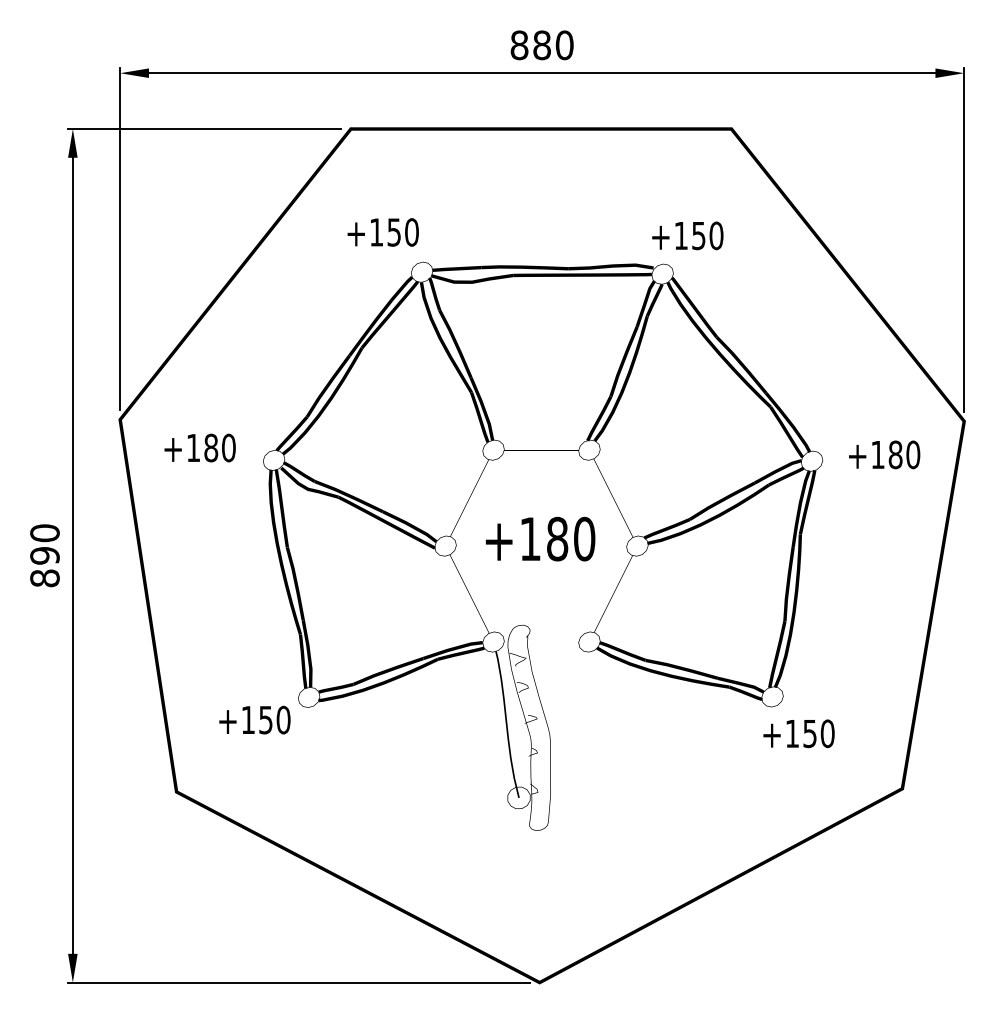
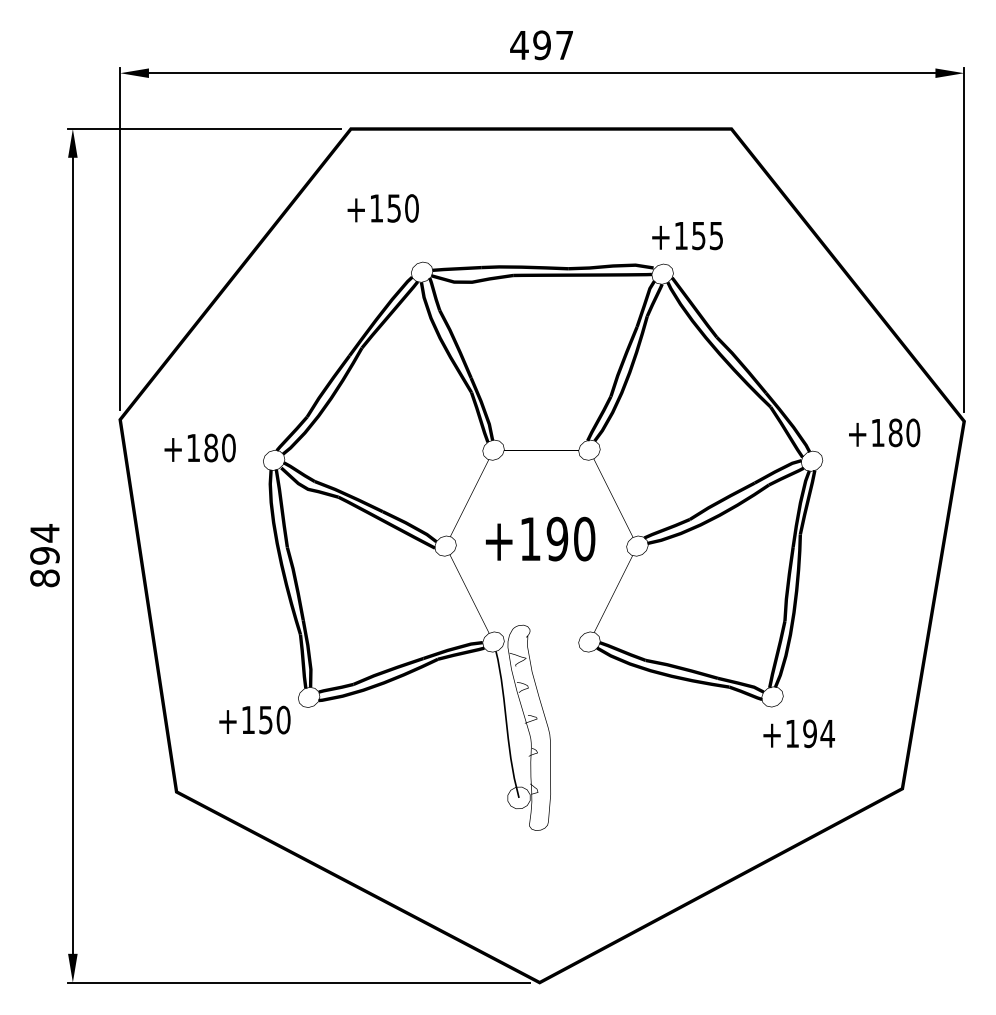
text: 880 -> 497 (541, 45)
text position: (382, 232) -> (382, 208) (382, 208)
text: +150 -> +155 (716, 235)
text position: (884, 454) -> (884, 432) (884, 432)
text: 890 -> 894 (44, 533)
text: +180 -> +190 (557, 539)
text: +150 -> +194 (818, 733)
